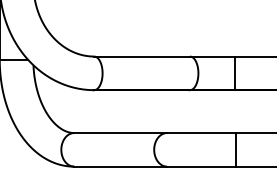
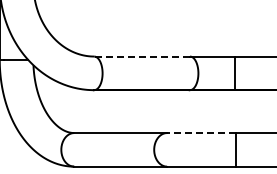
line: solid -> dashed (142, 56)
line: solid -> dashed (200, 133)
